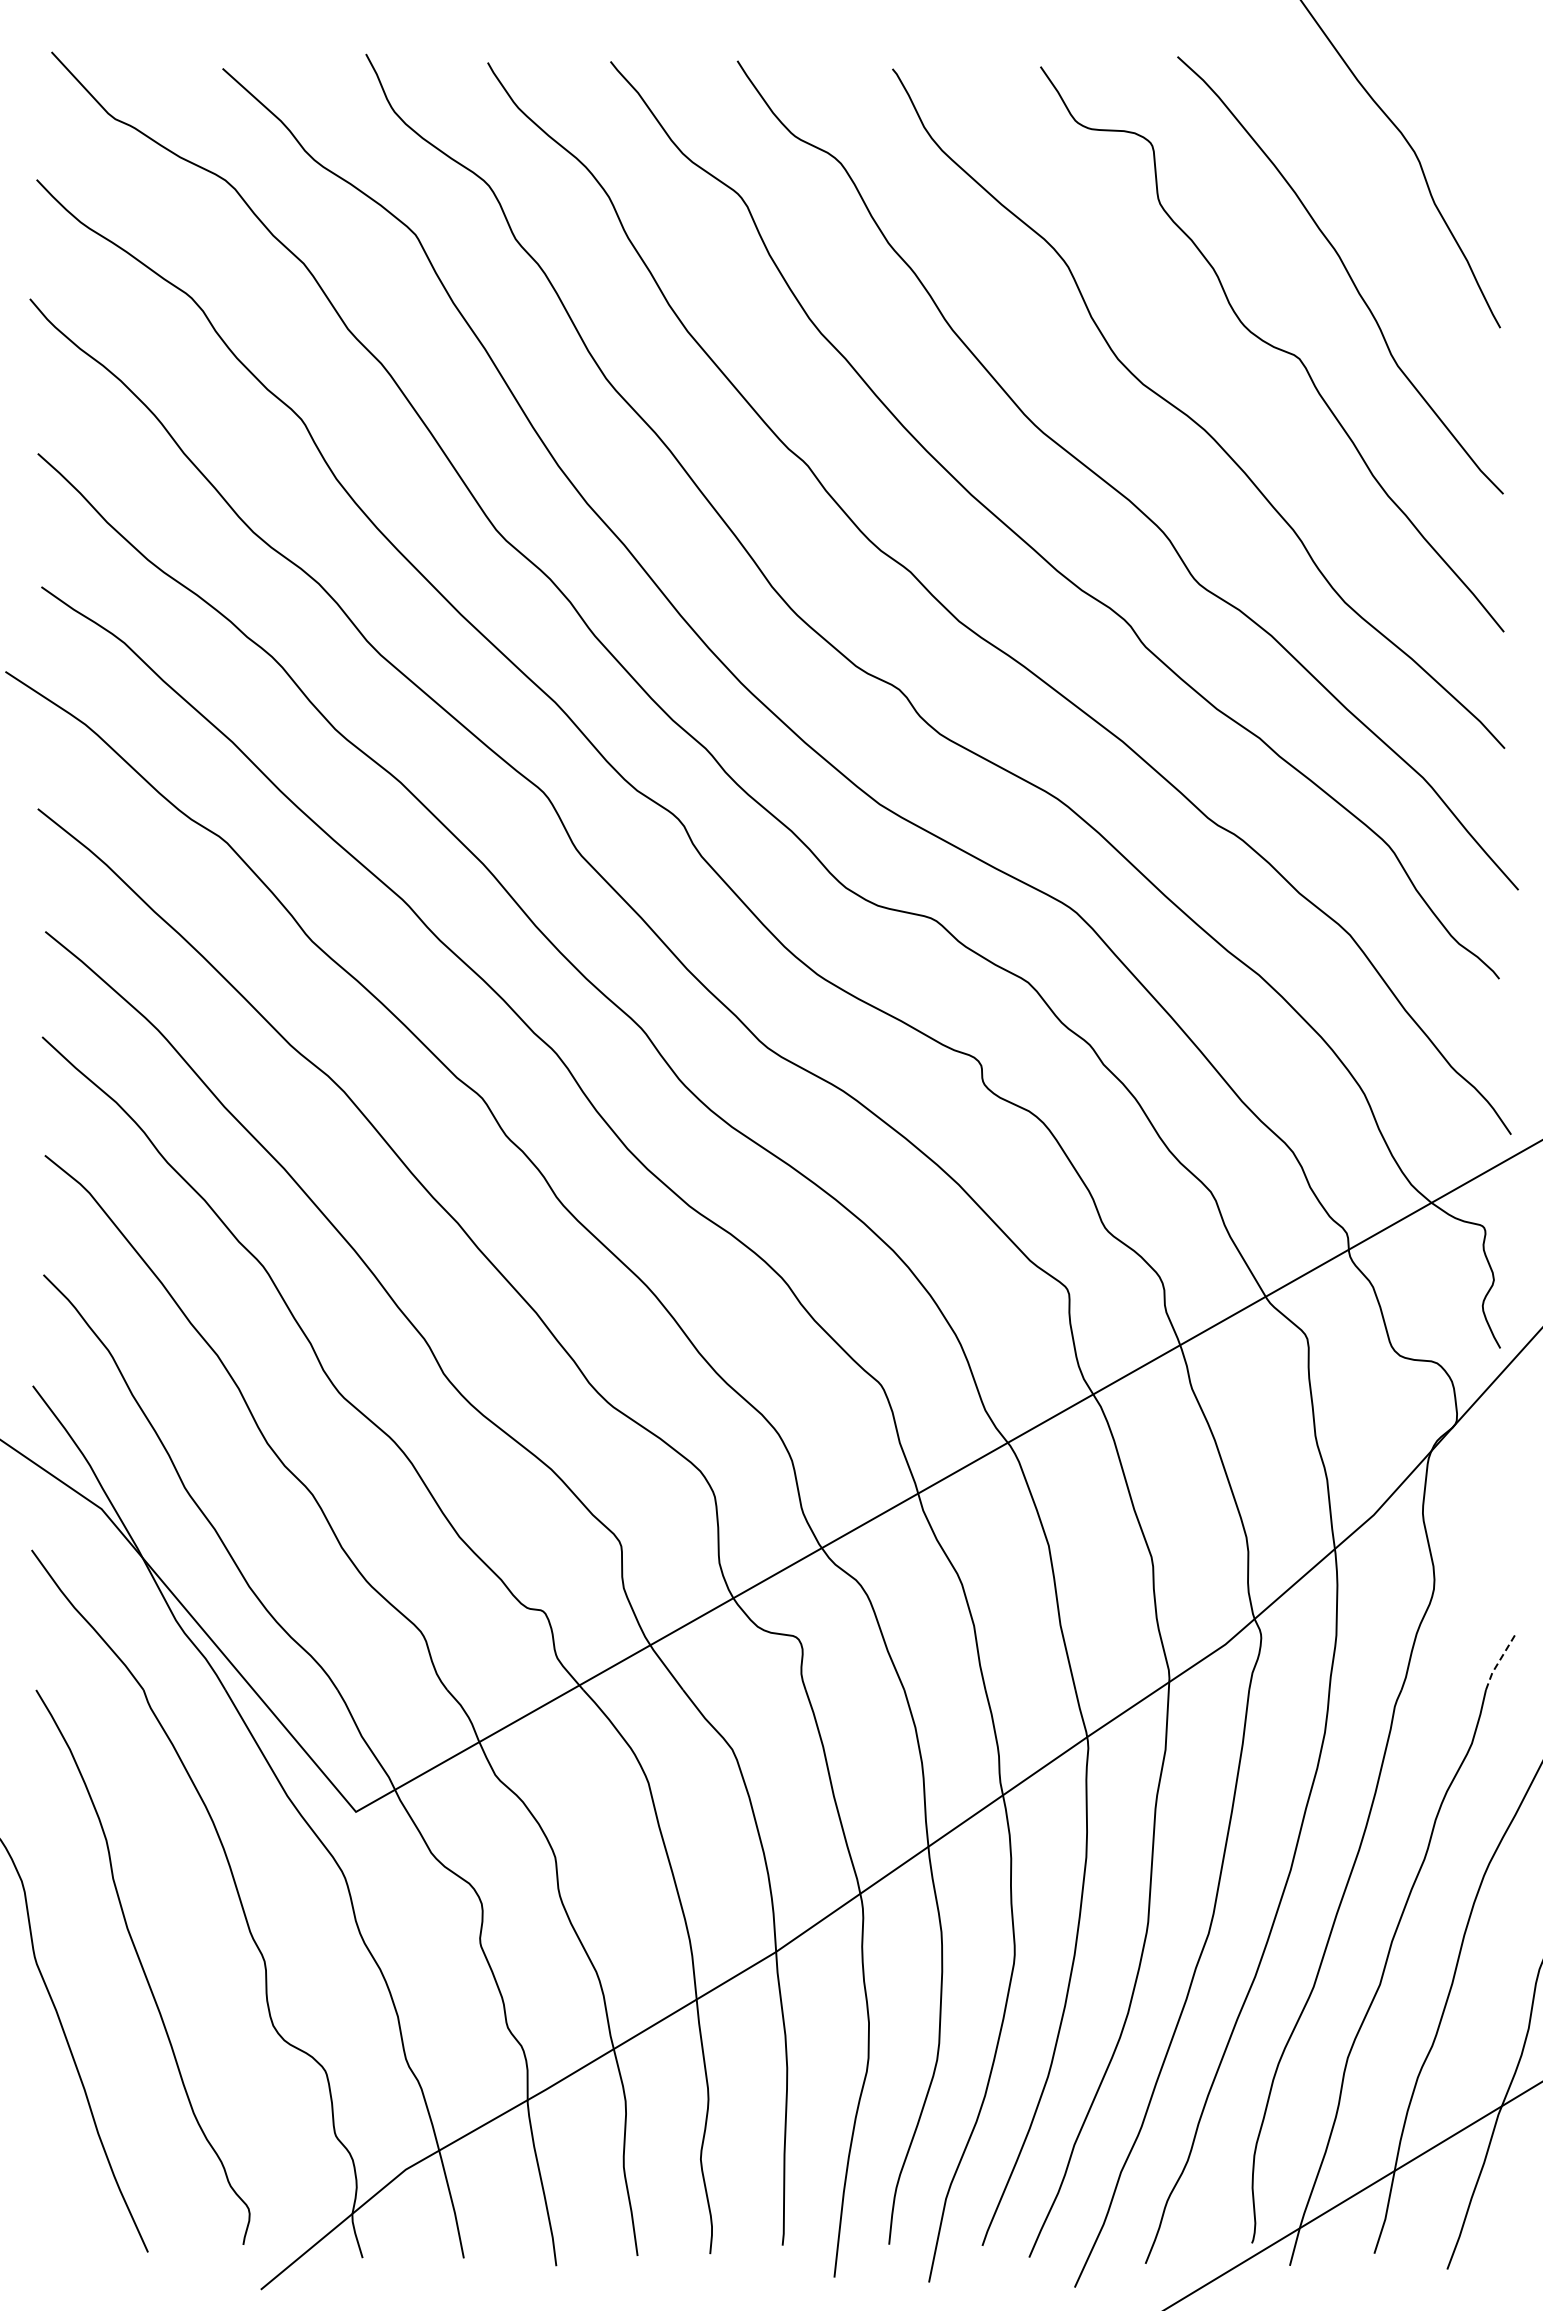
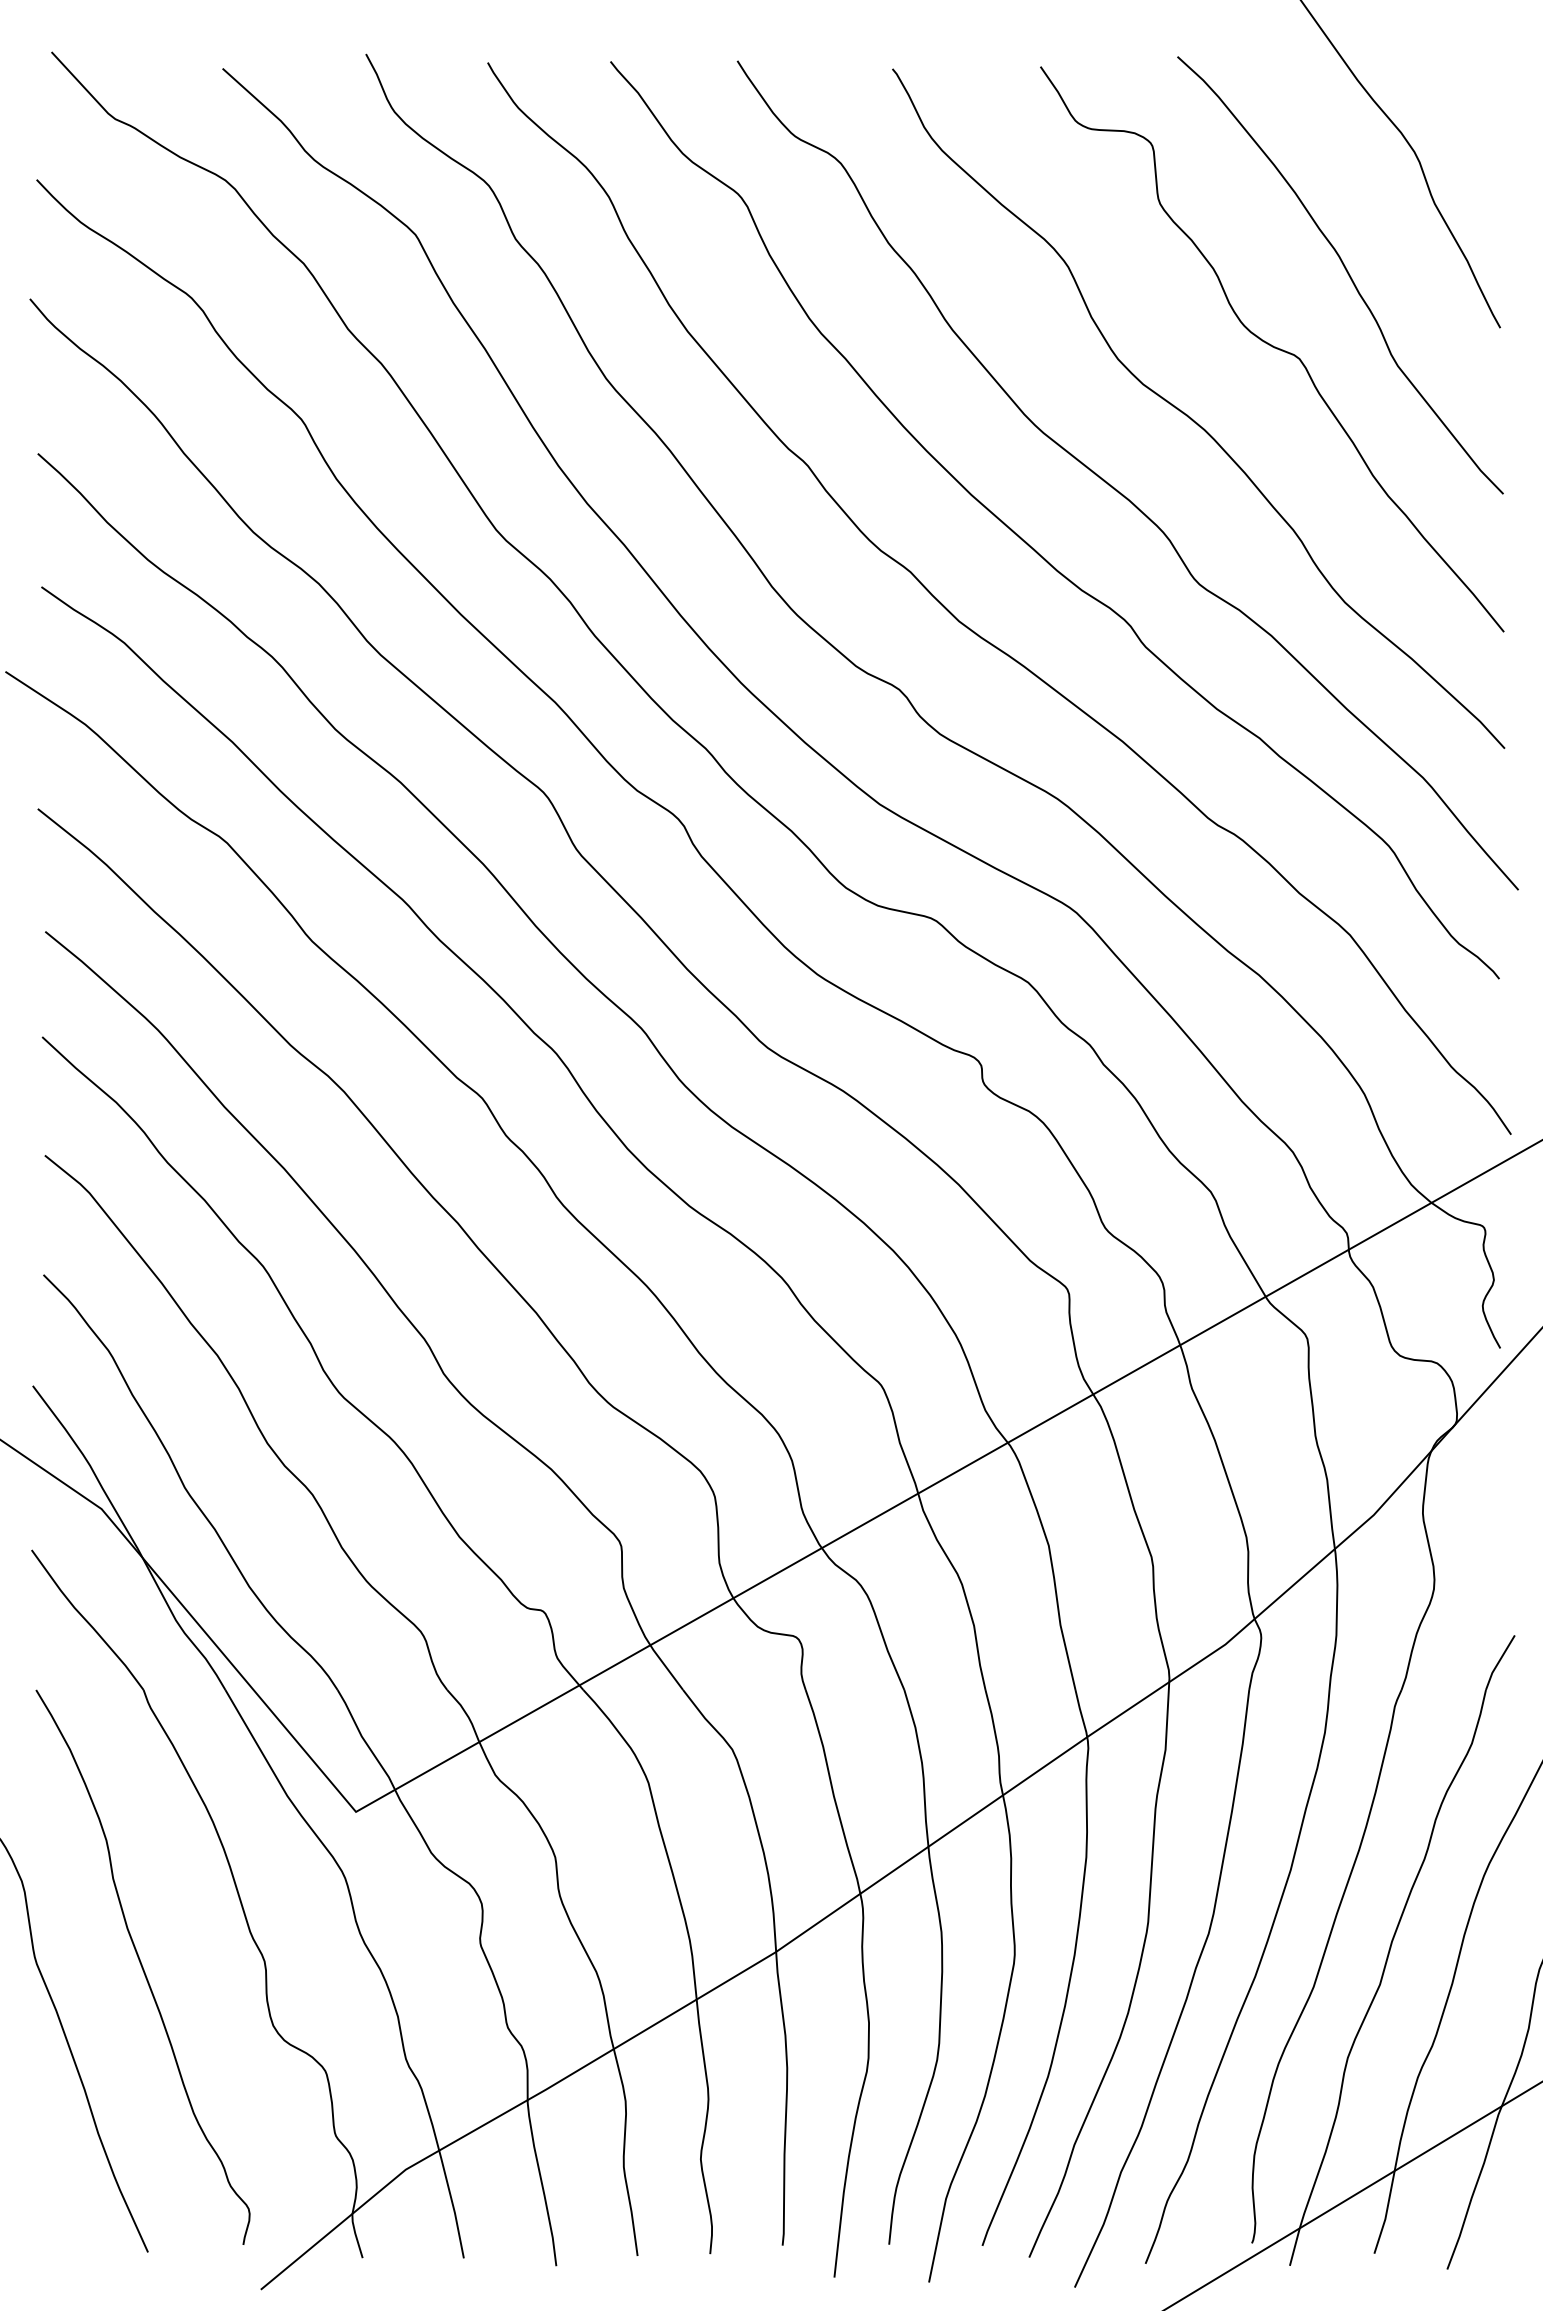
line: dashed -> solid (1498, 1662)
